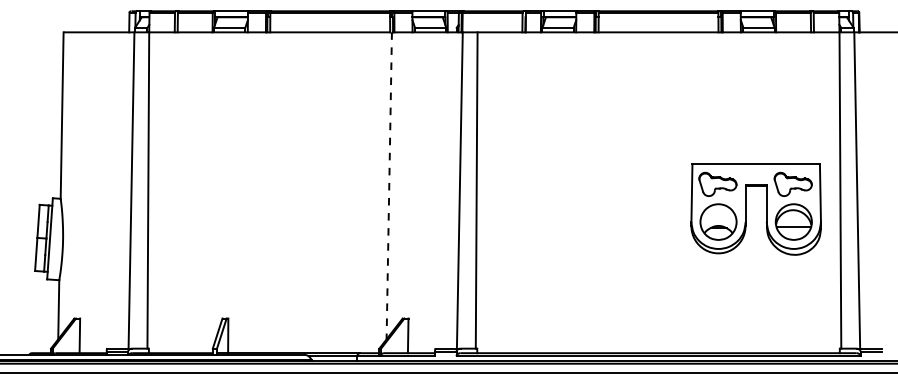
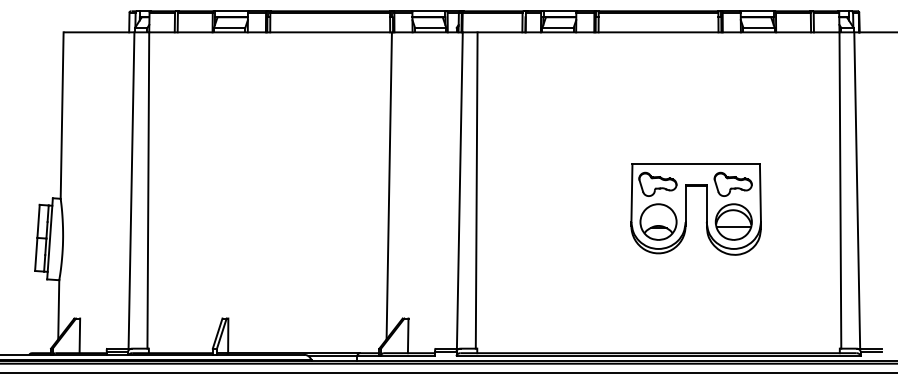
line: dashed -> solid (389, 185)
part position: (746, 209) -> (686, 209) (686, 209)
